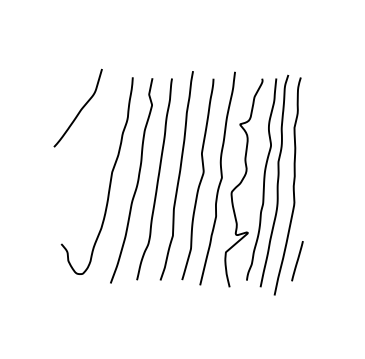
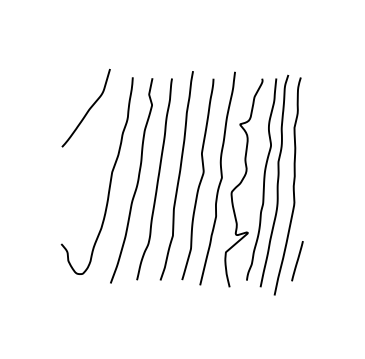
curve position: (80, 109) -> (88, 109) (88, 109)
